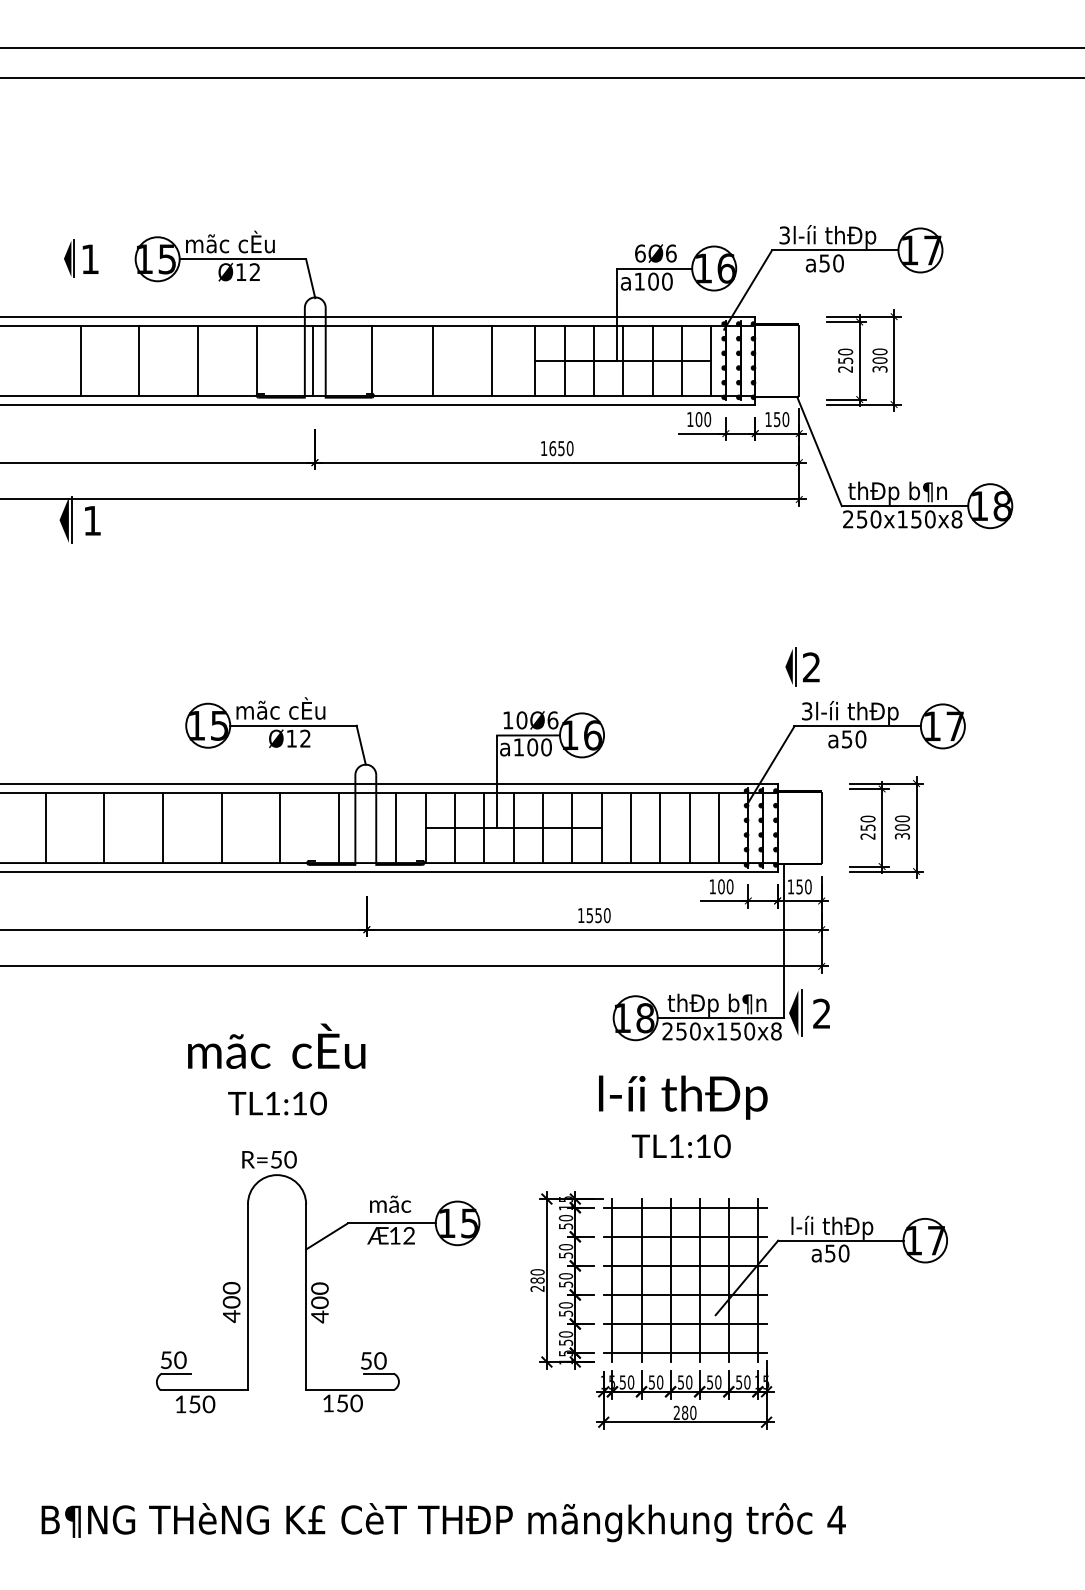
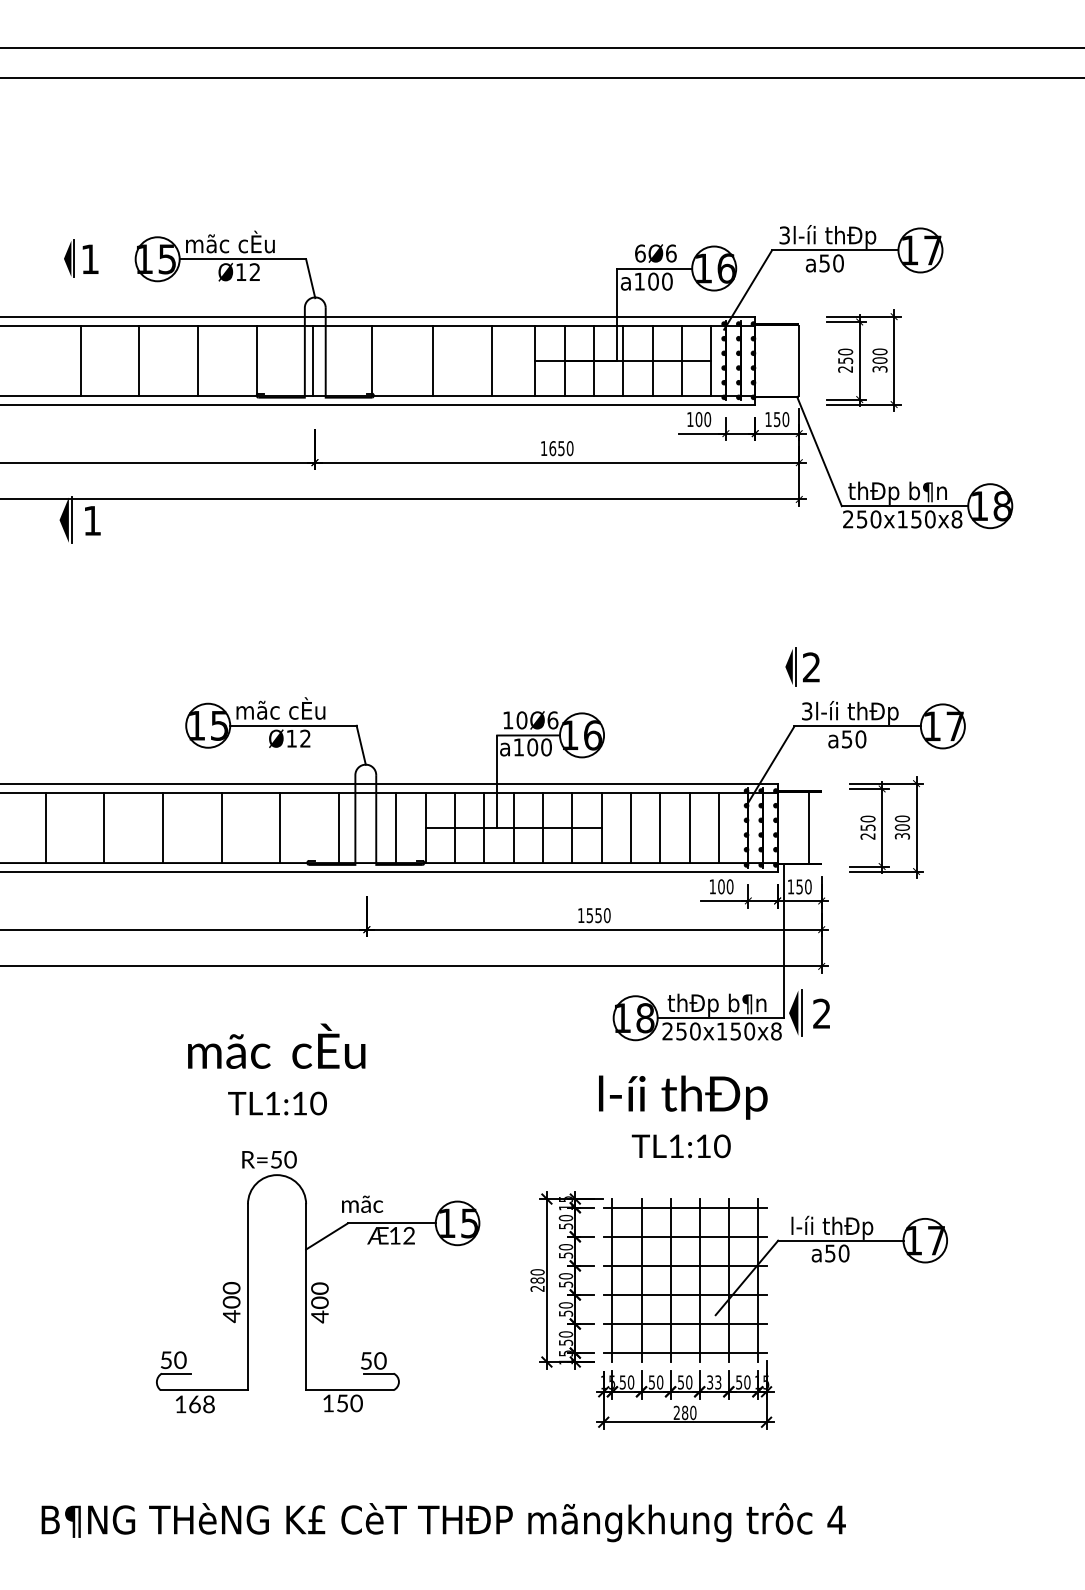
line position: (821, 827) -> (808, 827) (808, 827)
text position: (390, 1203) -> (362, 1203) (362, 1203)
text: 50 -> 33 (714, 1382)
text: 150 -> 168 (202, 1404)
